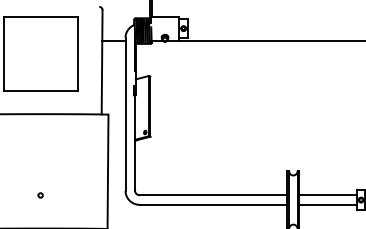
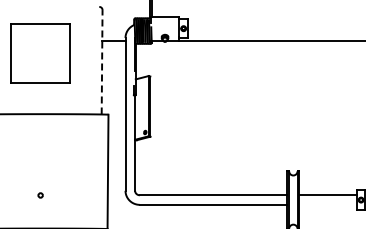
part size: 76x76 px -> 61x61 px (40, 53)
line: solid -> dashed (102, 61)
line: present -> none (327, 204)
